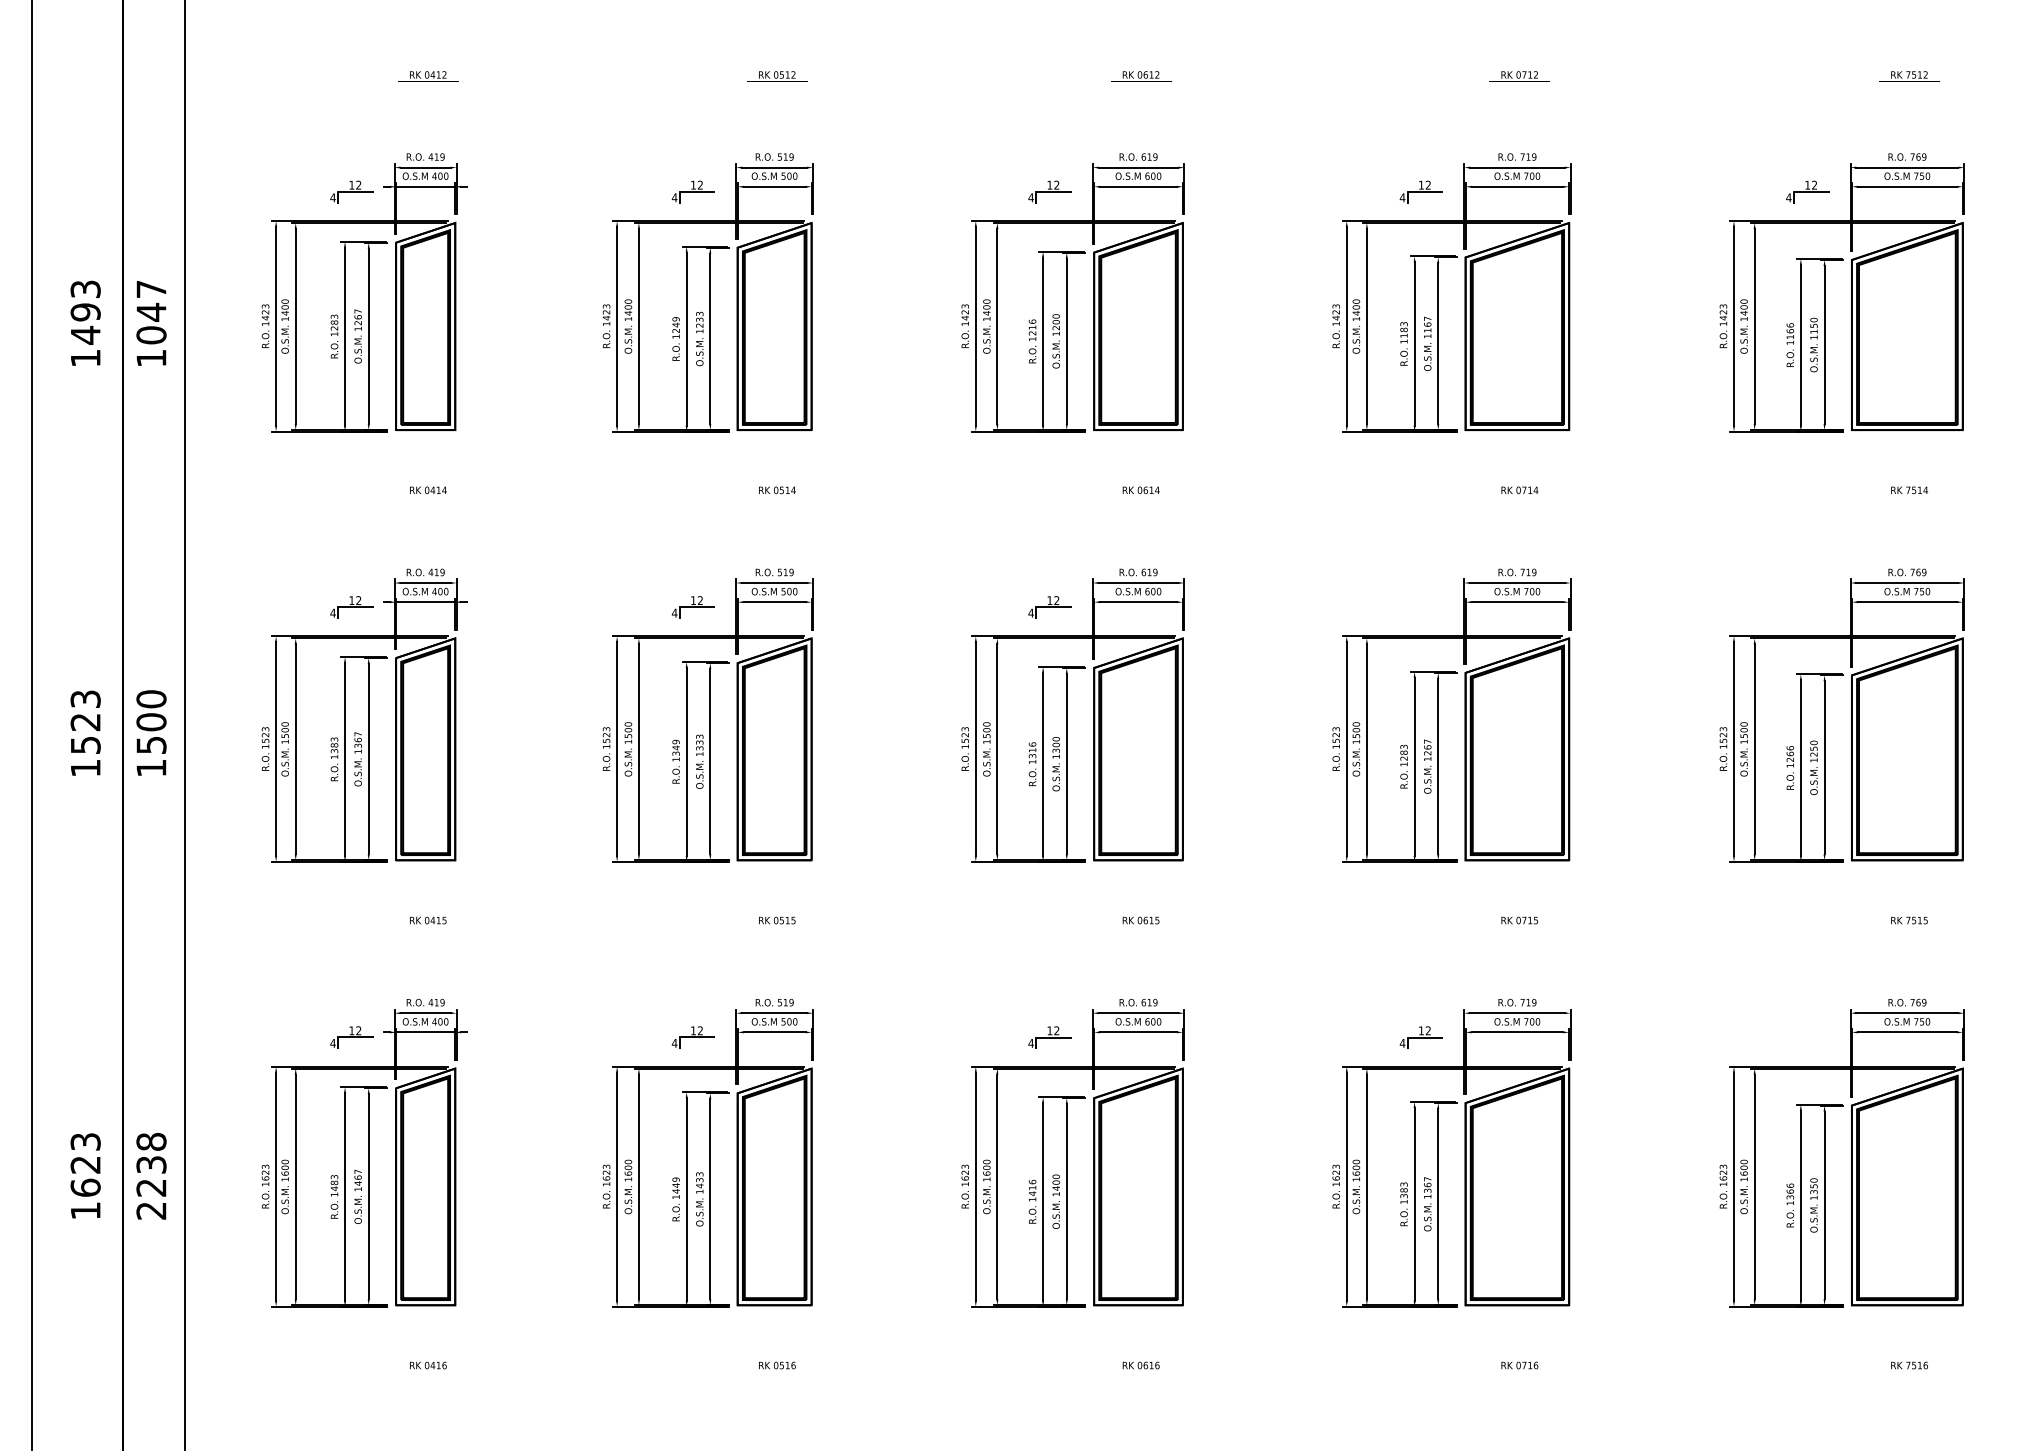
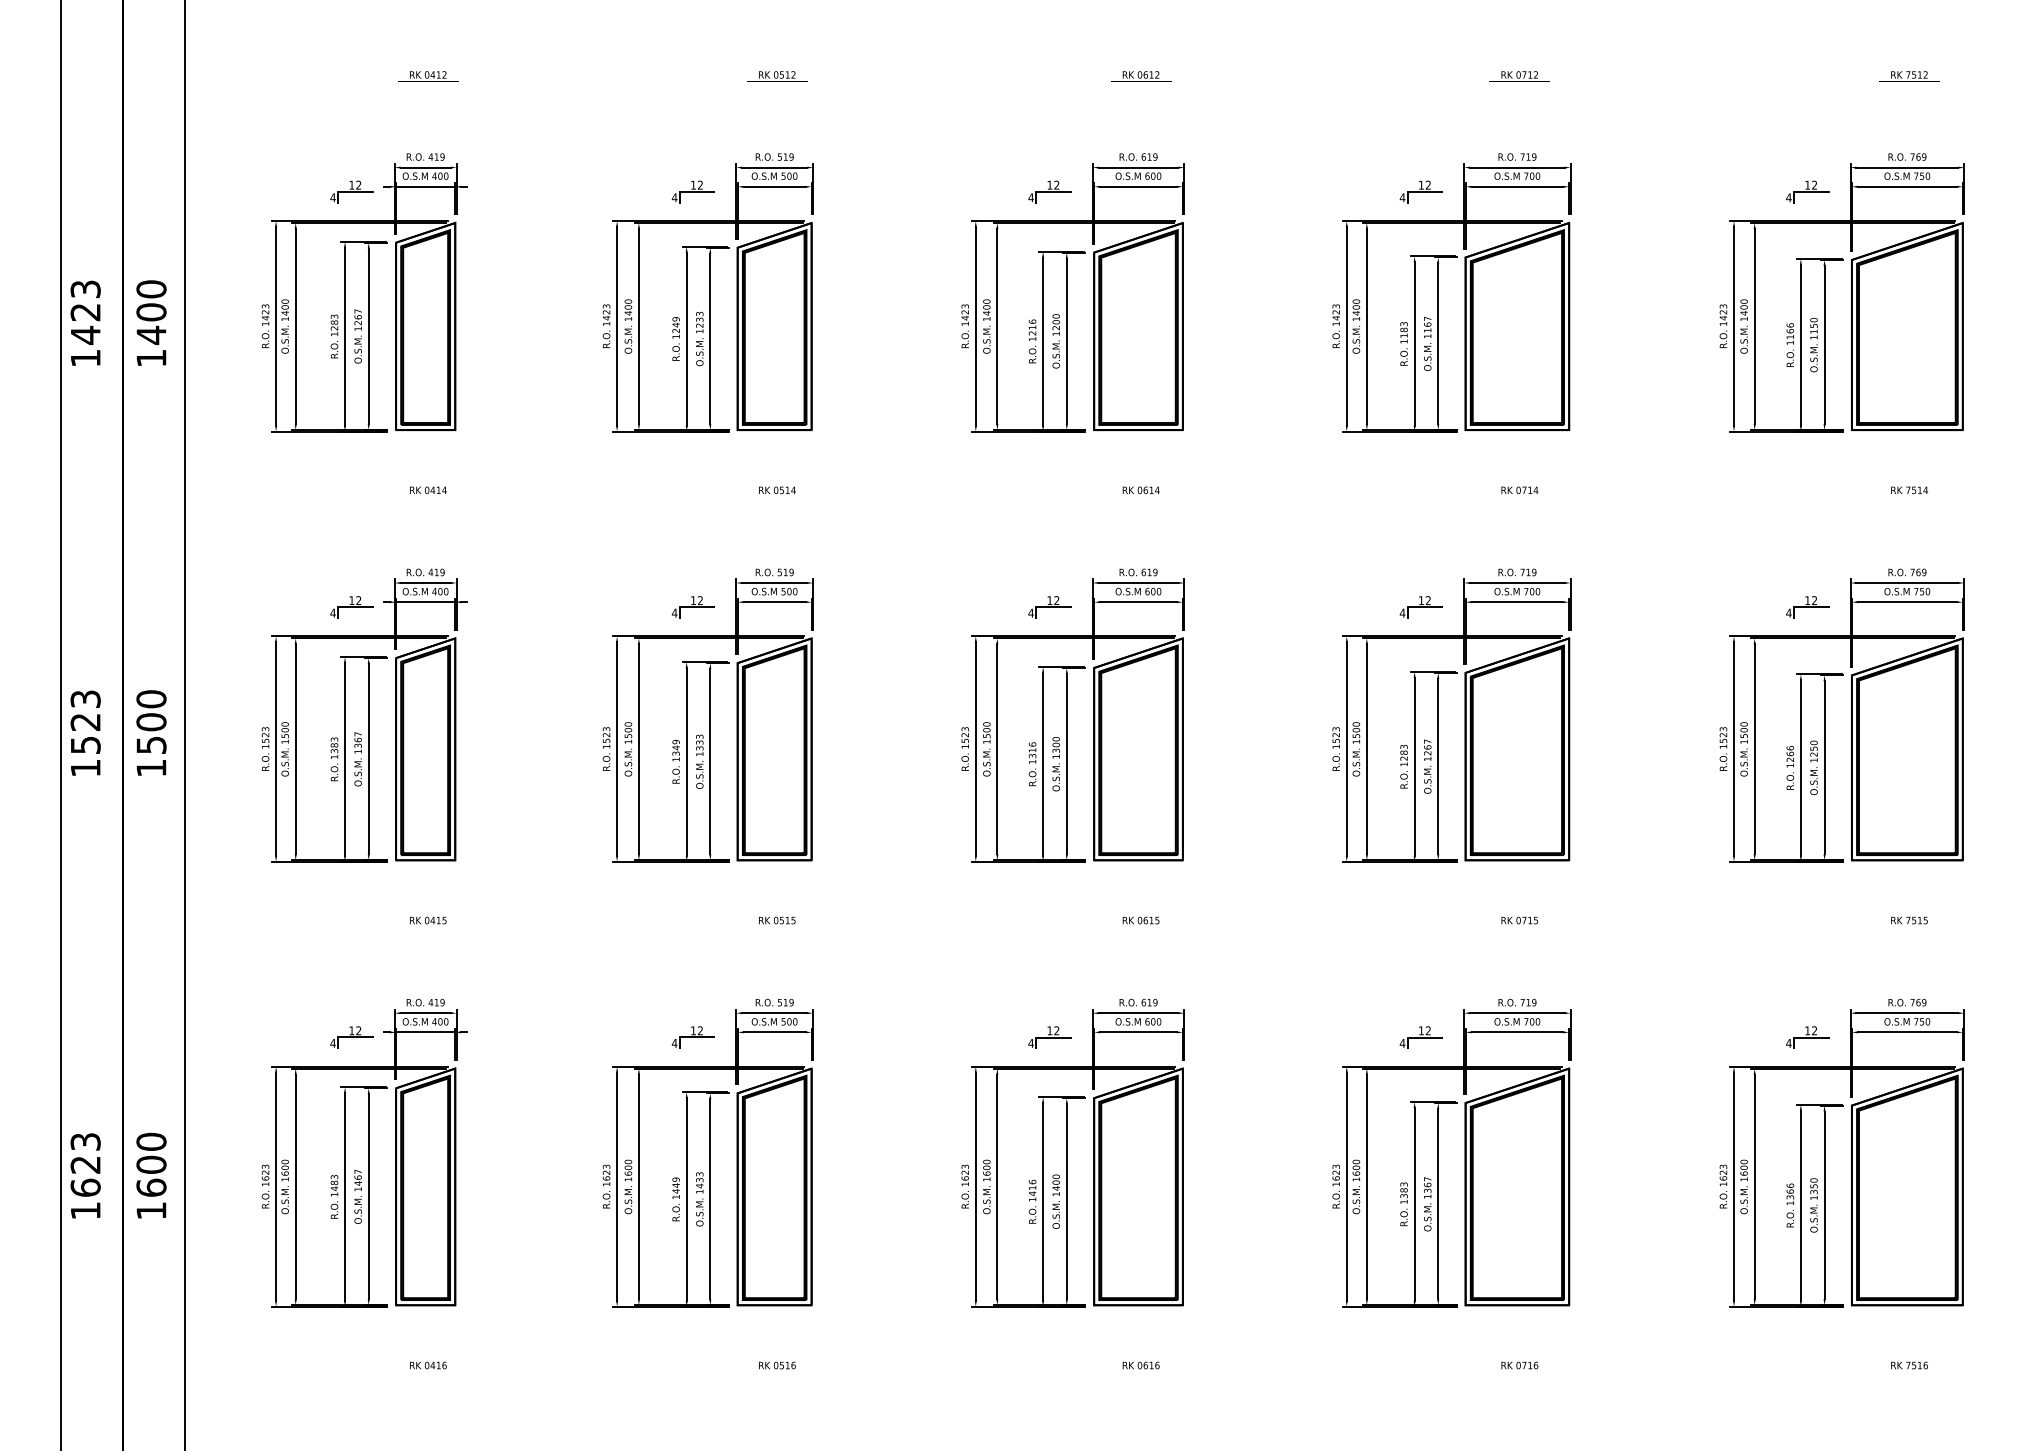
text: 1493 -> 1423 (85, 312)
text: 1047 -> 1400 (151, 312)
part: none -> present (1420, 607)
part: none -> present (1807, 607)
line position: (31, 724) -> (60, 724) (60, 724)
part: none -> present (1807, 1037)
text: 2238 -> 1600 (151, 1175)
